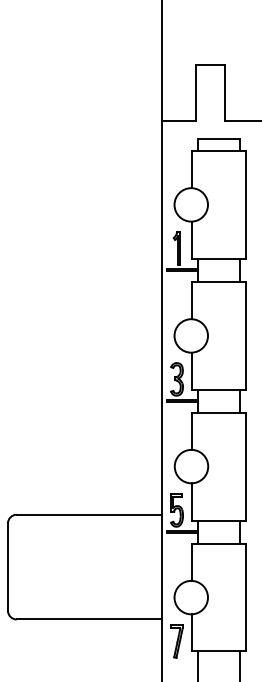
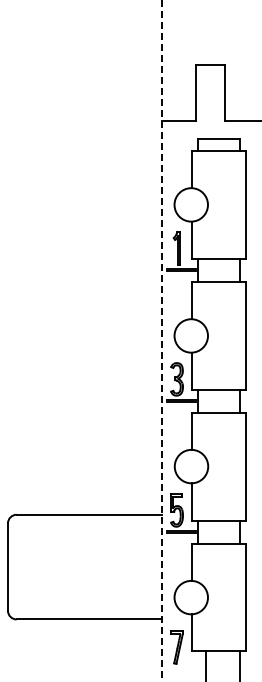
line: solid -> dashed (162, 340)
part position: (176, 641) -> (176, 647) (176, 647)
line position: (197, 664) -> (205, 664) (205, 664)
